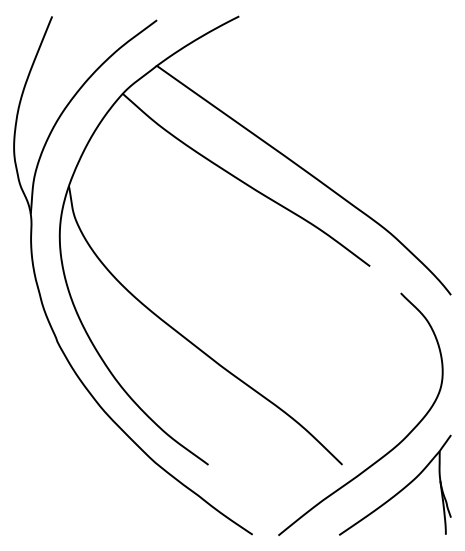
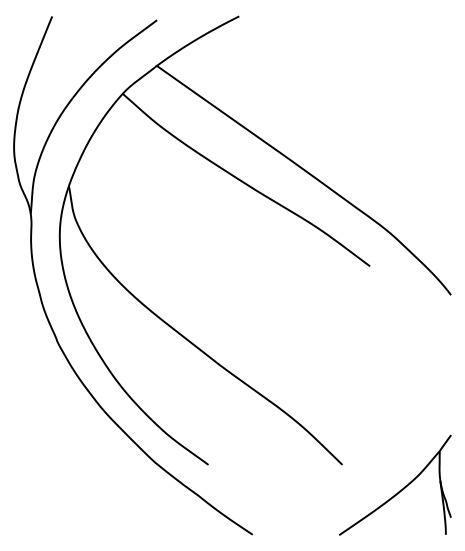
curve: present -> none (390, 449)
